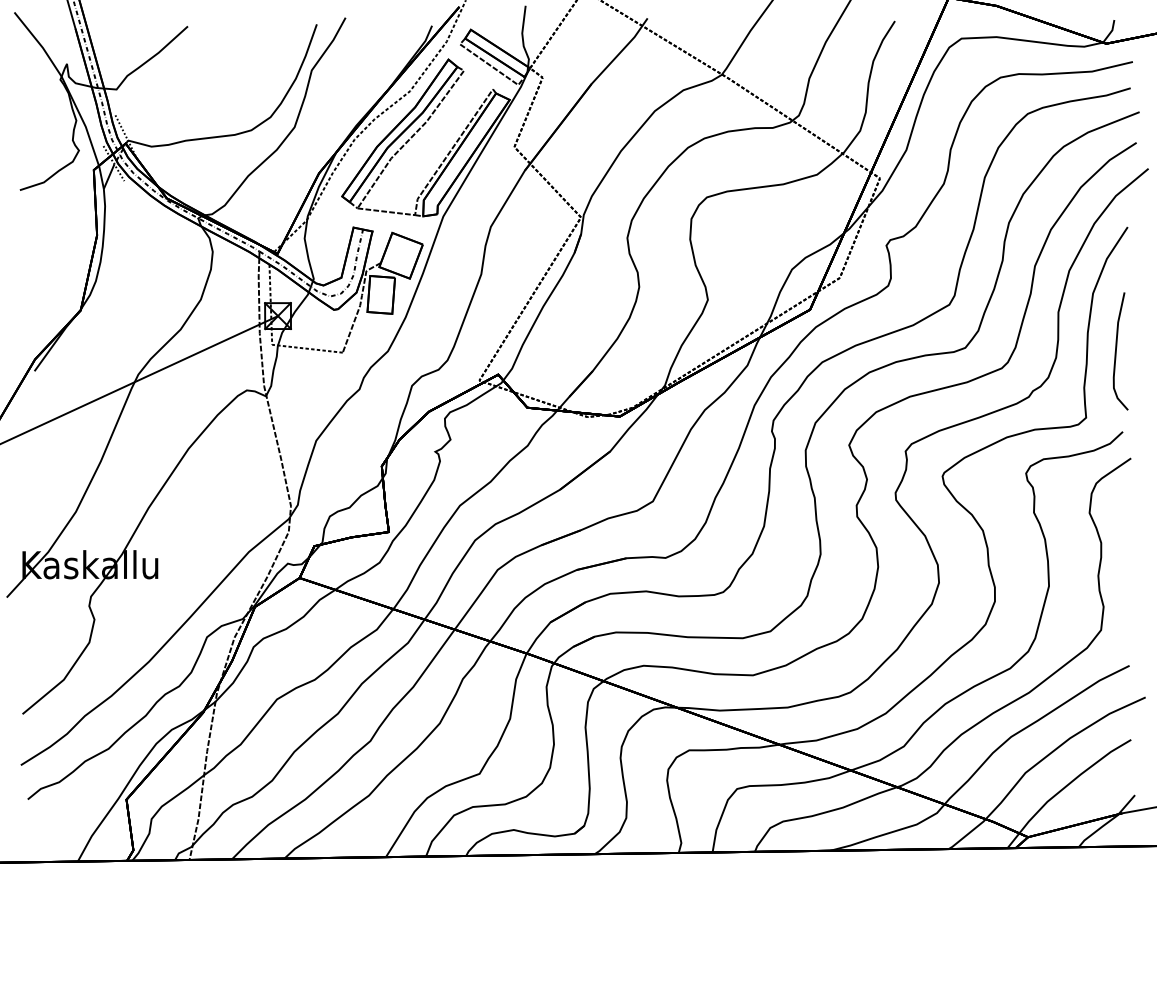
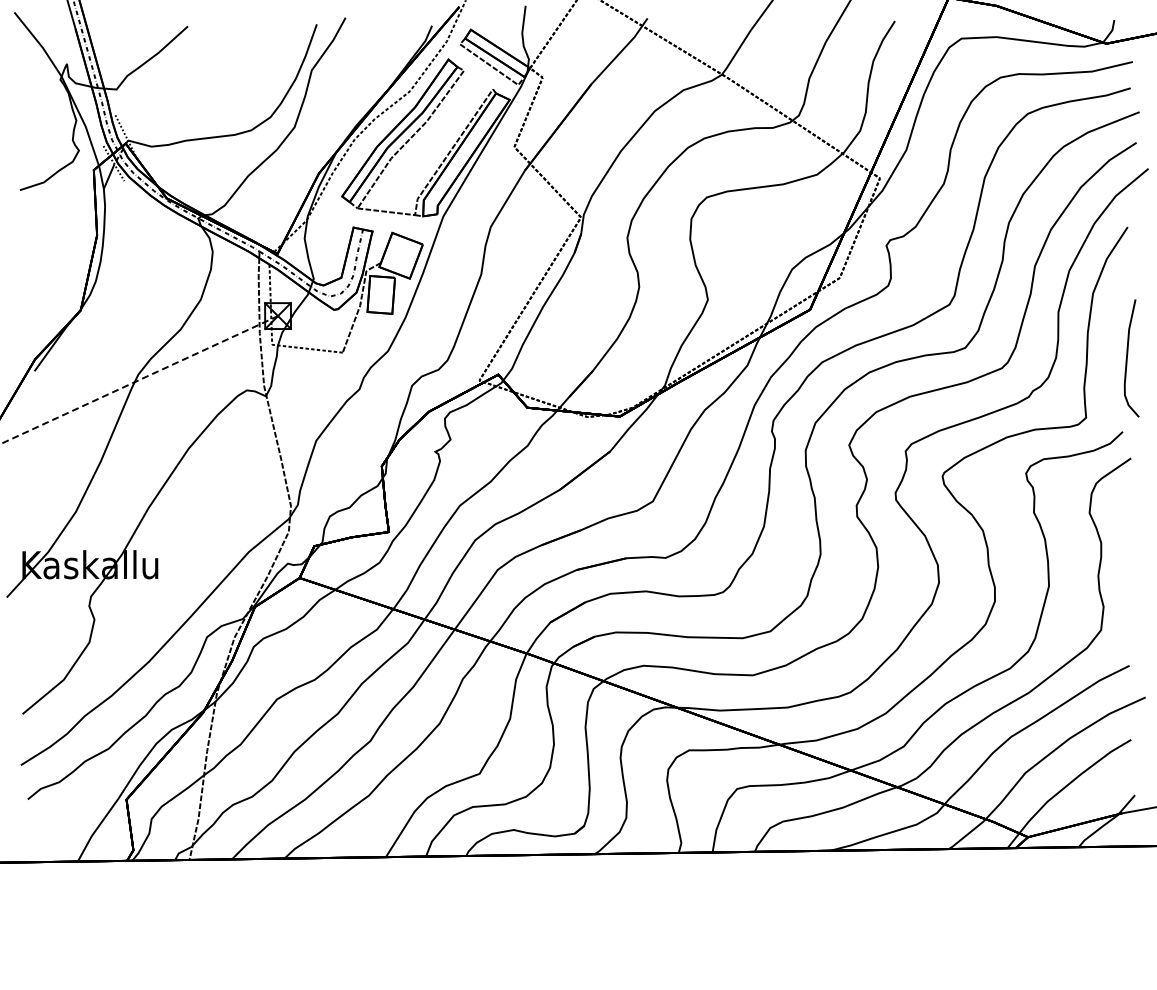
curve position: (1116, 351) -> (1127, 358) (1127, 358)
line: solid -> dashed (139, 380)
